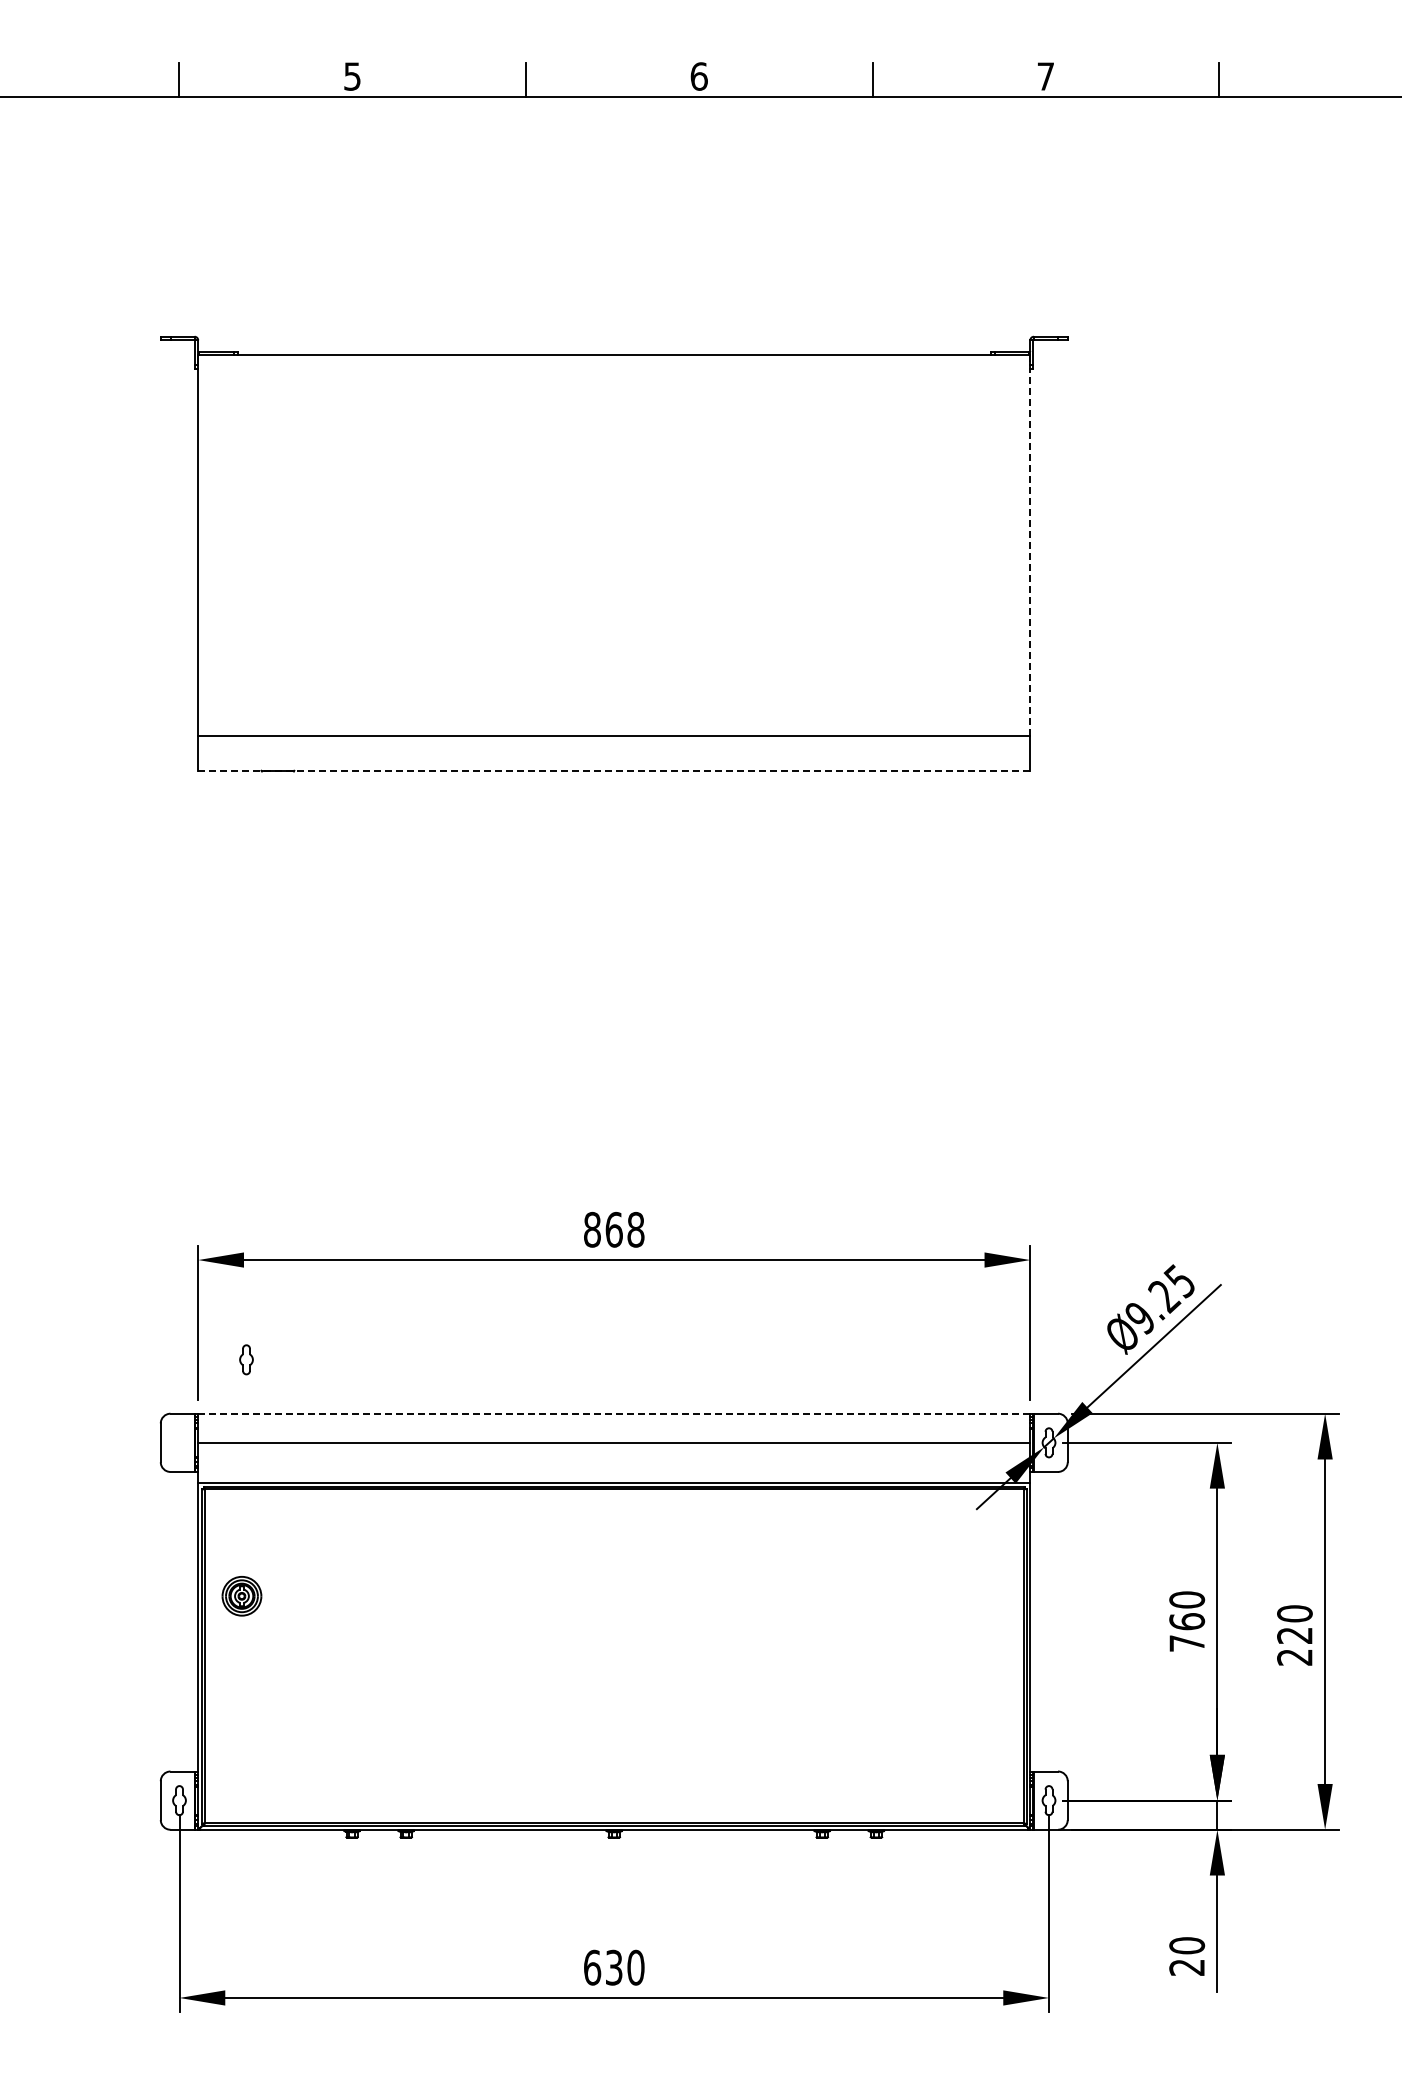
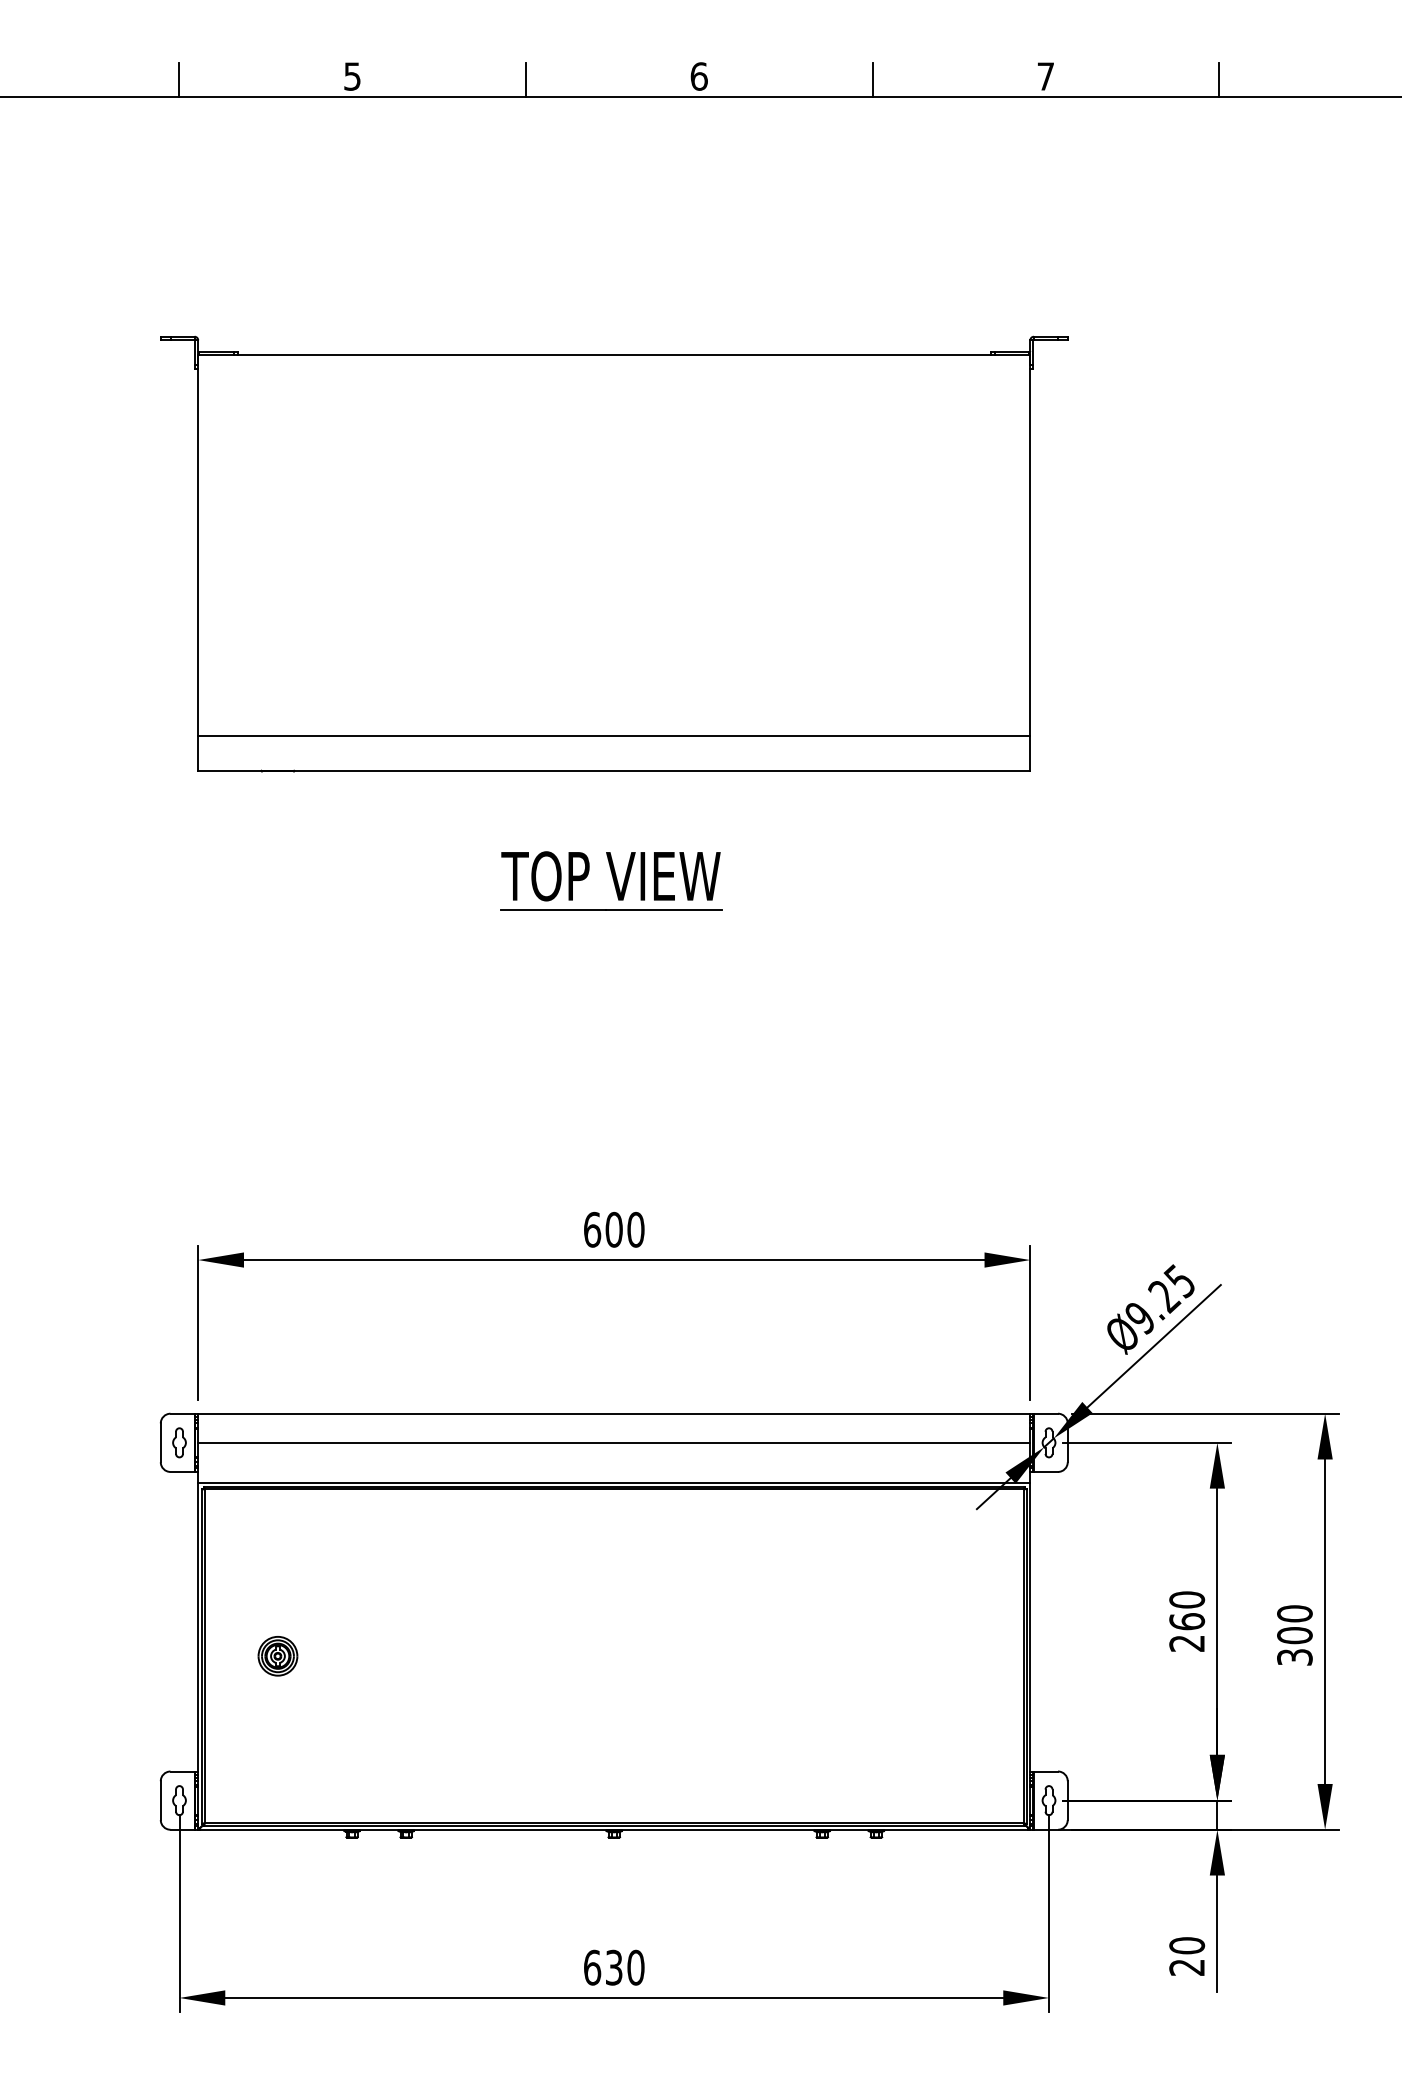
line: dashed -> solid (1030, 545)
line: dashed -> solid (614, 770)
part: none -> present (611, 880)
text: 868 -> 600 (614, 1229)
part position: (246, 1359) -> (179, 1442) (179, 1442)
line: dashed -> solid (614, 1413)
part position: (241, 1596) -> (277, 1656) (277, 1656)
text: 760 -> 260 (1186, 1643)
text: 220 -> 300 (1294, 1646)
